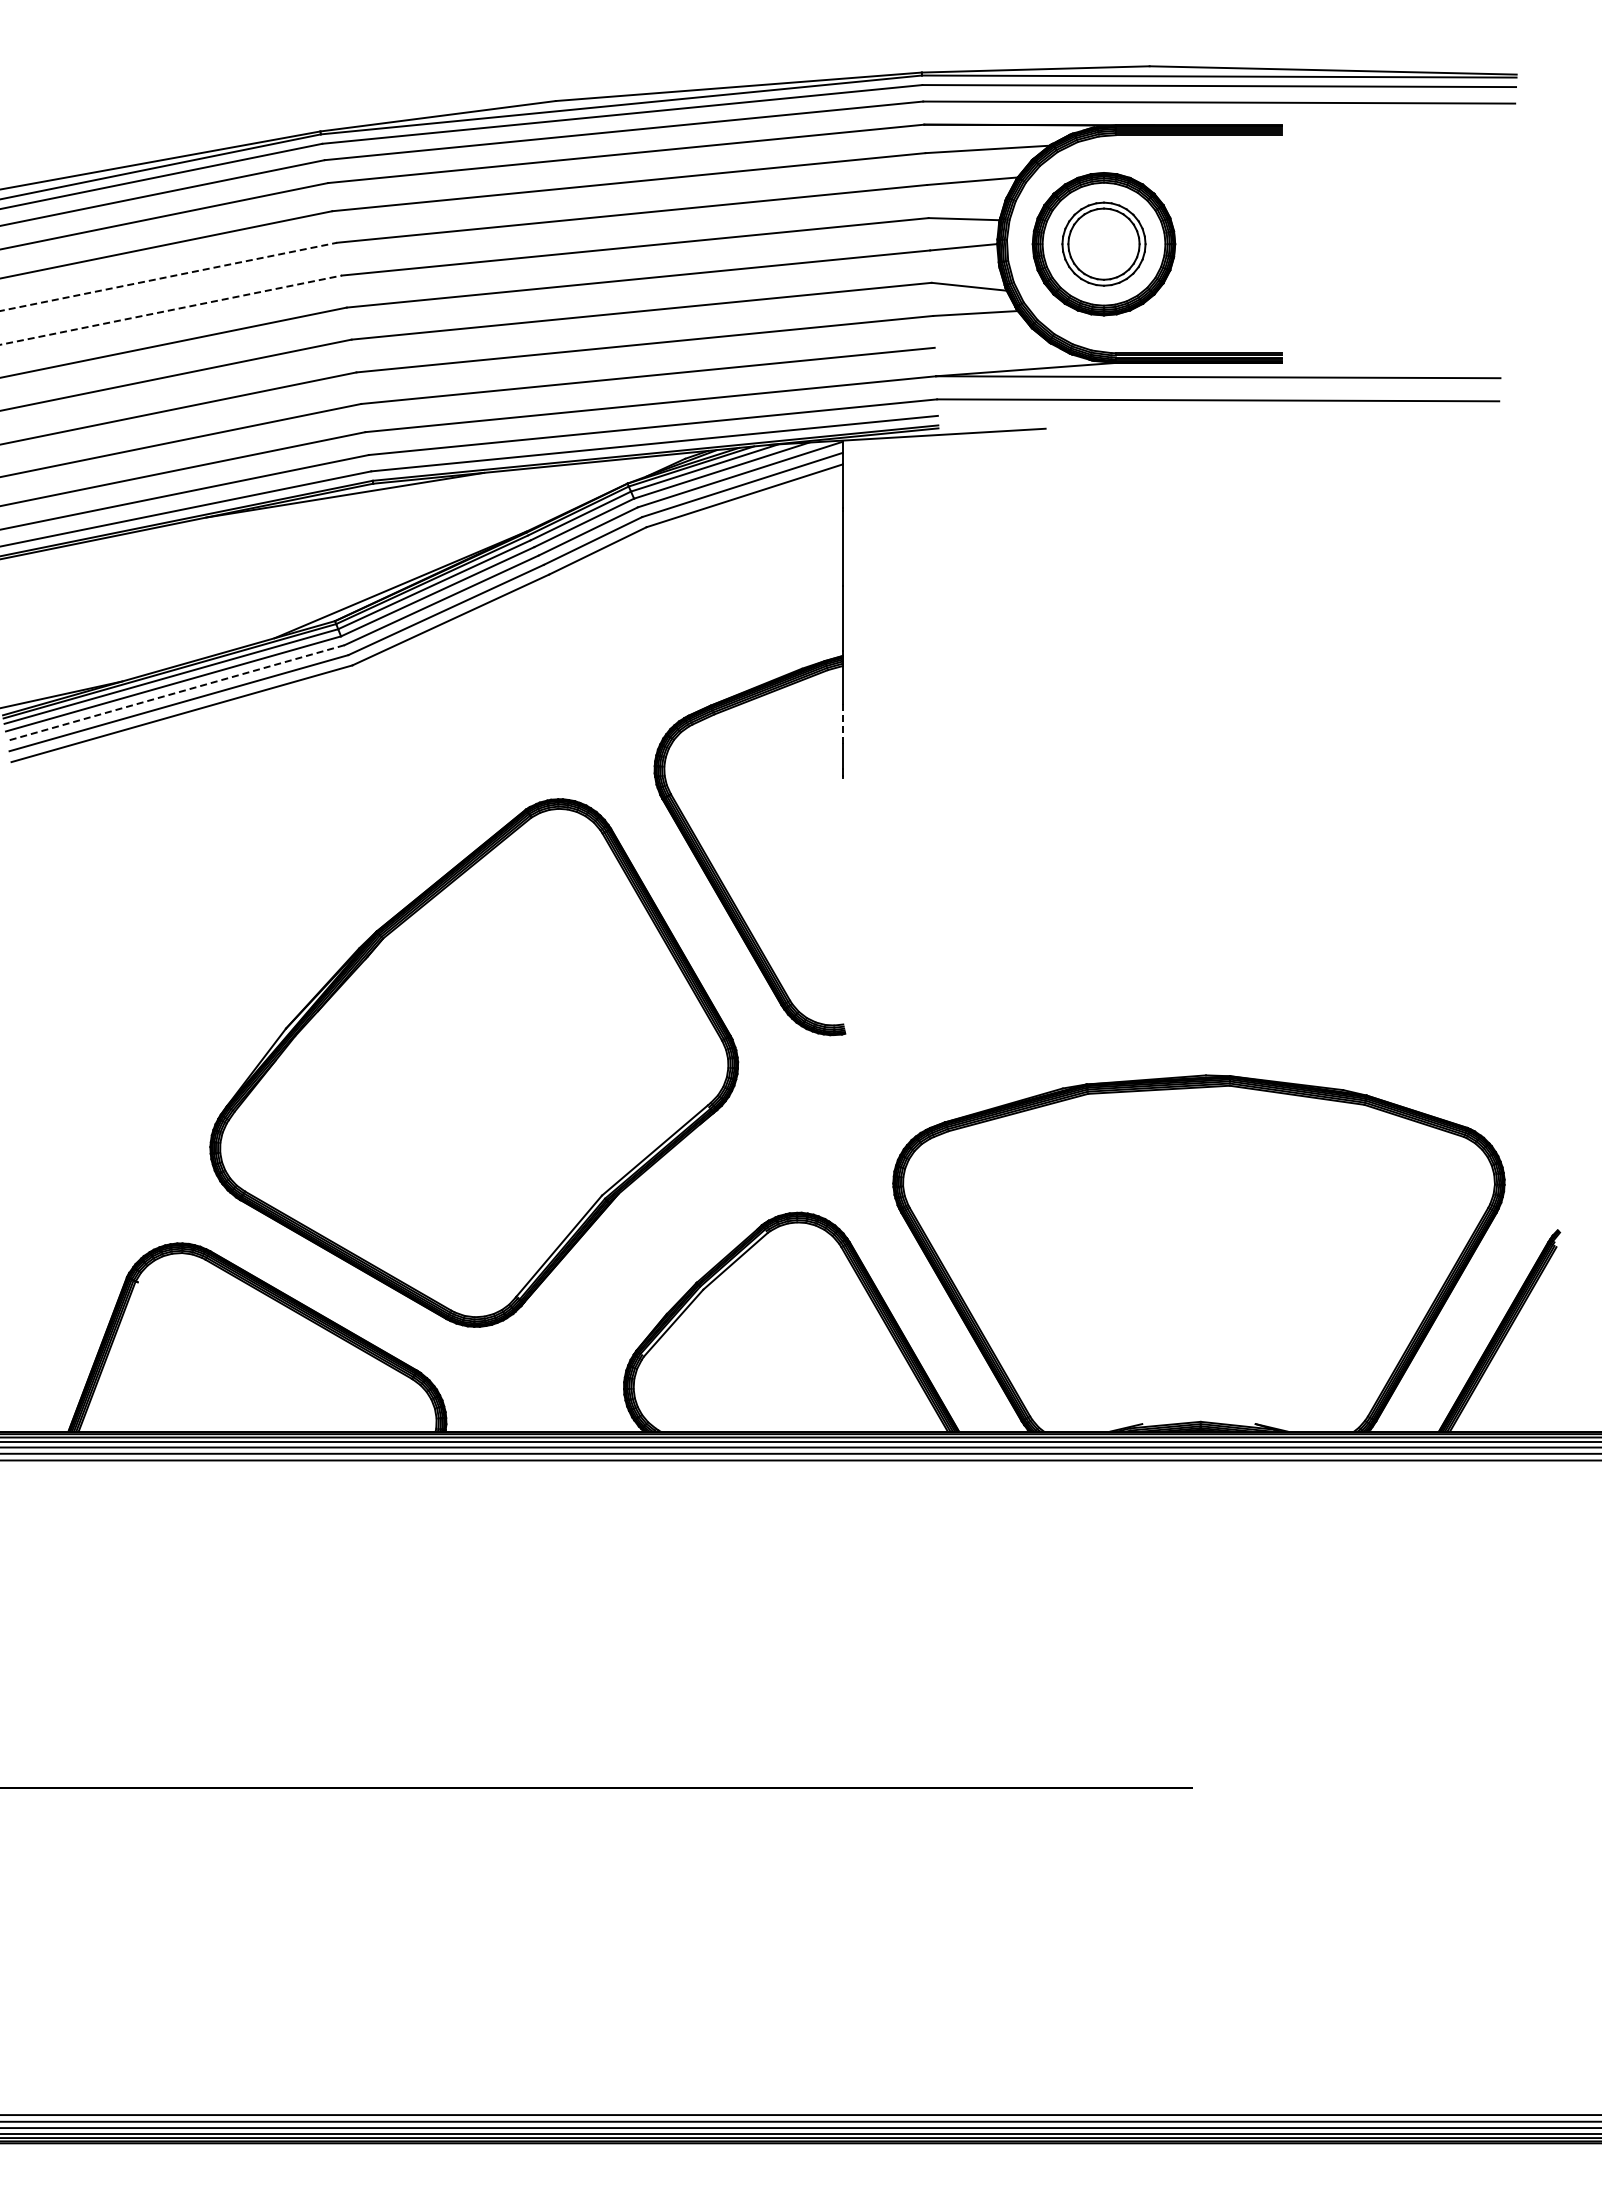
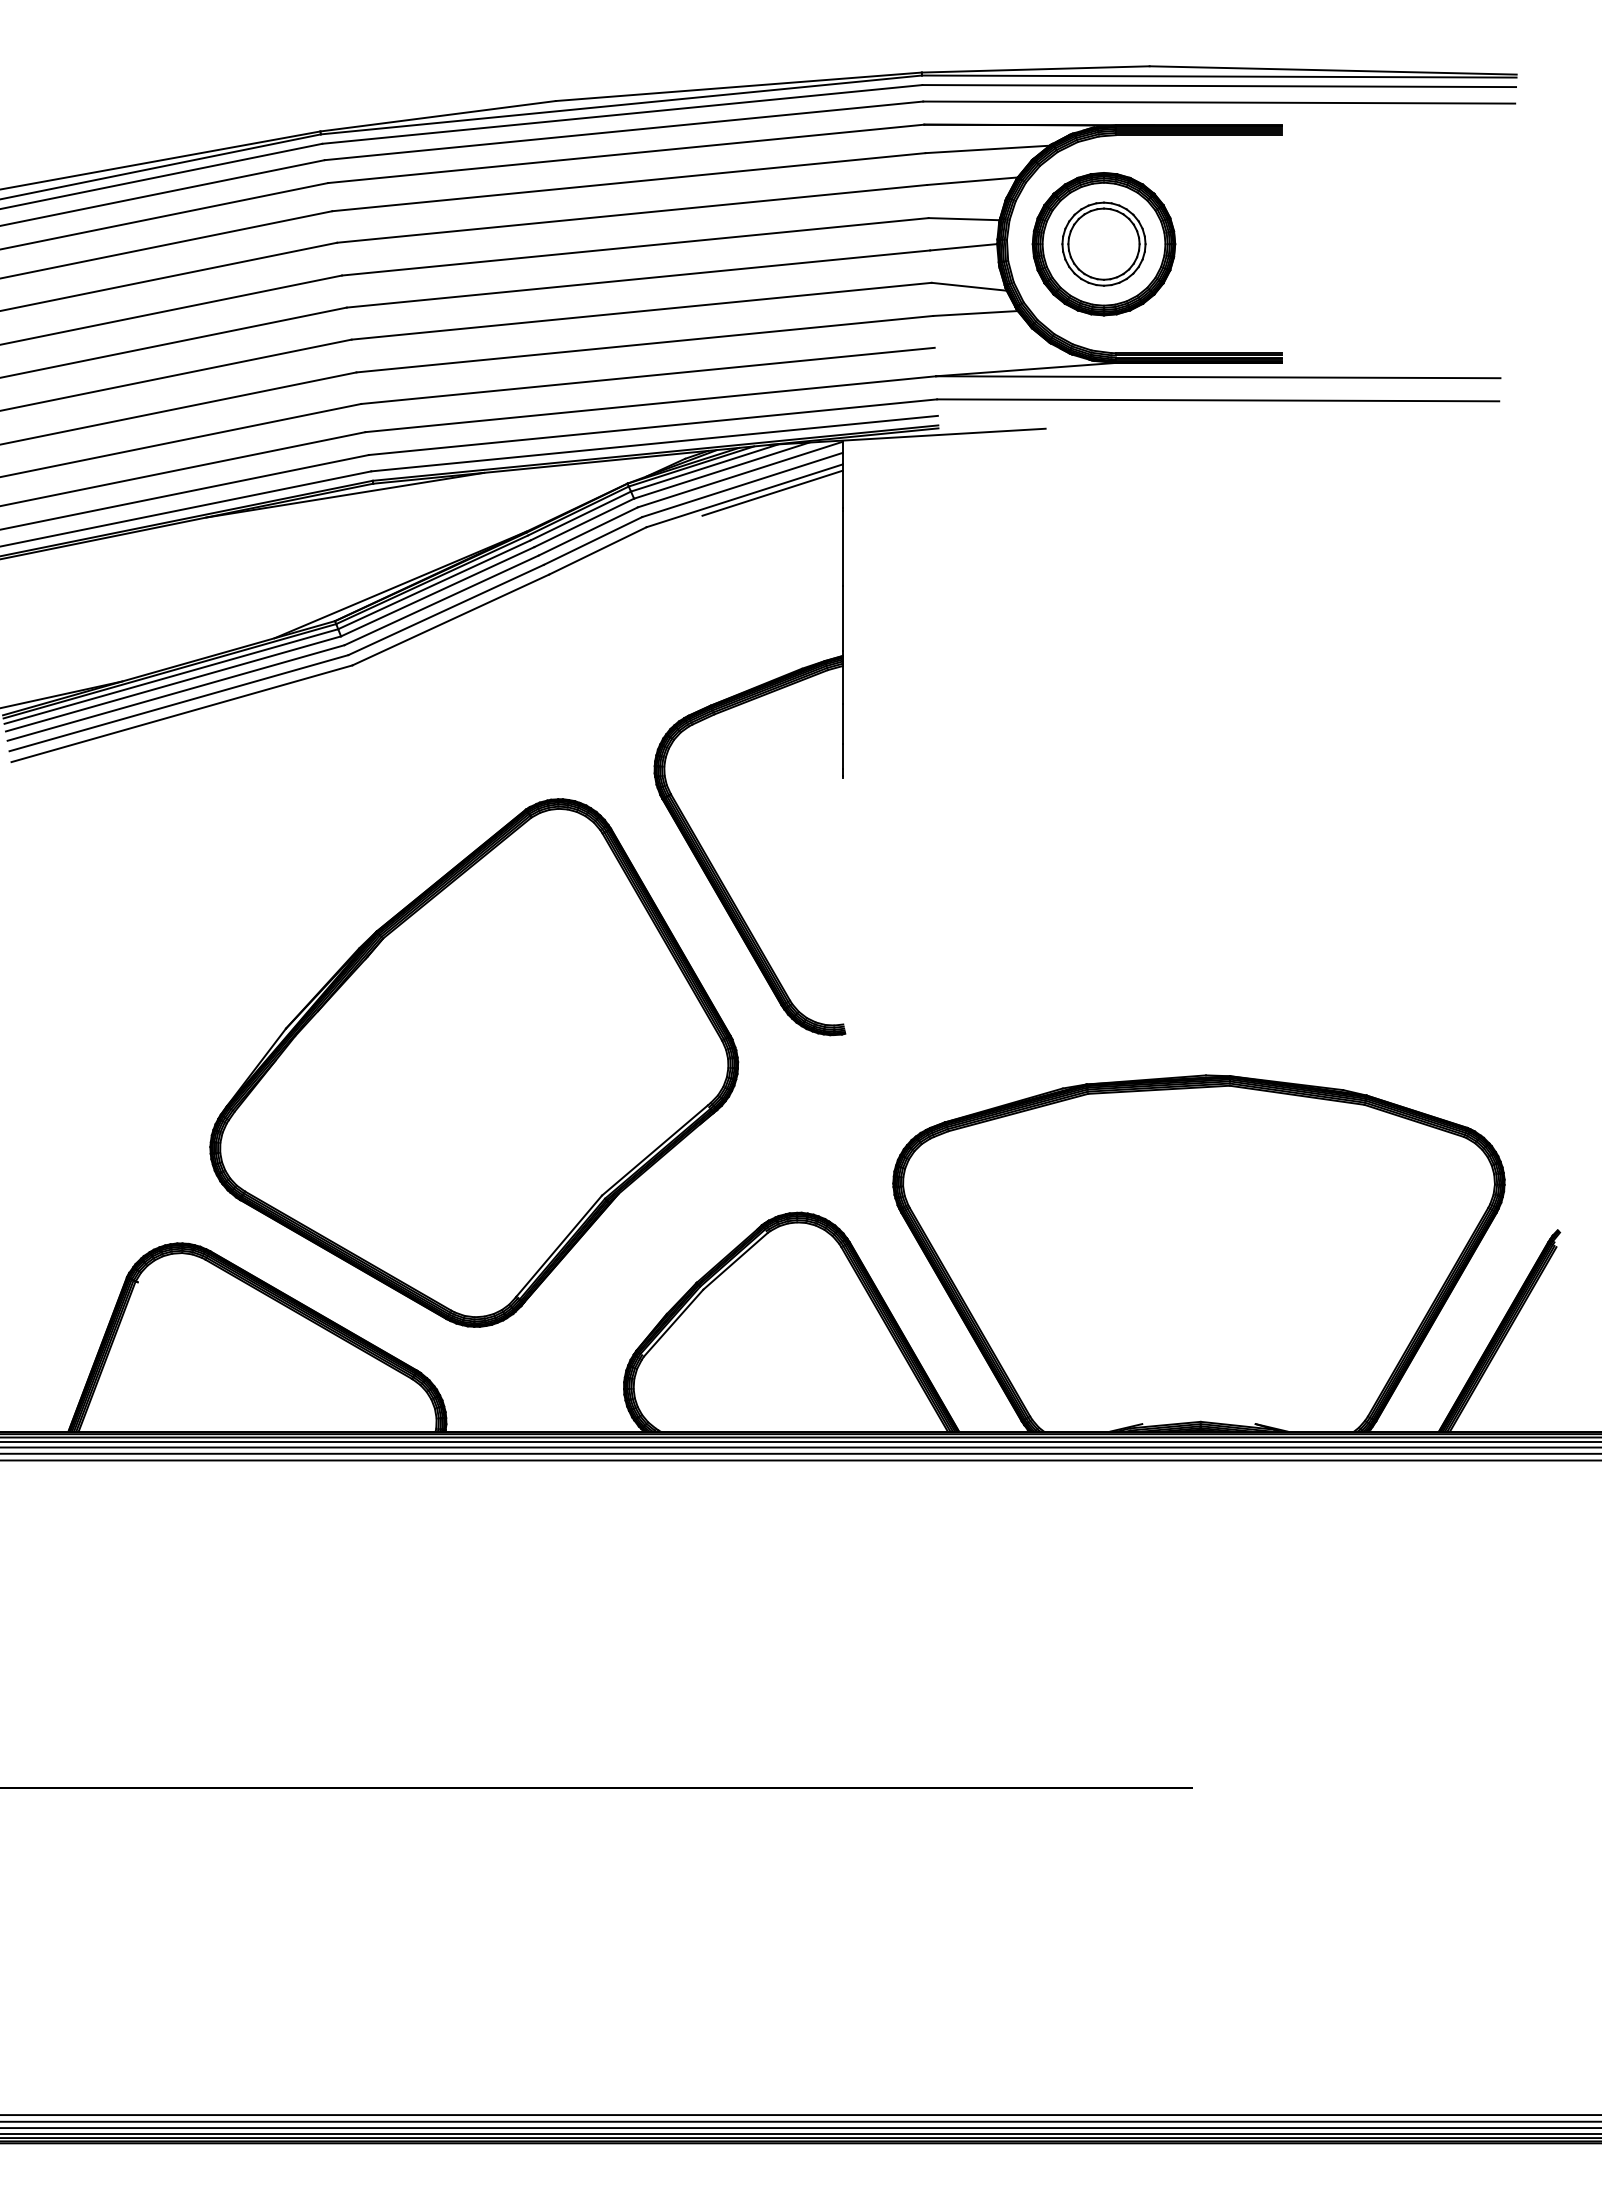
line: dashed -> solid (168, 276)
line: dashed -> solid (171, 310)
line: none -> present (772, 492)
line: dashed -> solid (175, 693)
line: dashed -> solid (842, 723)
